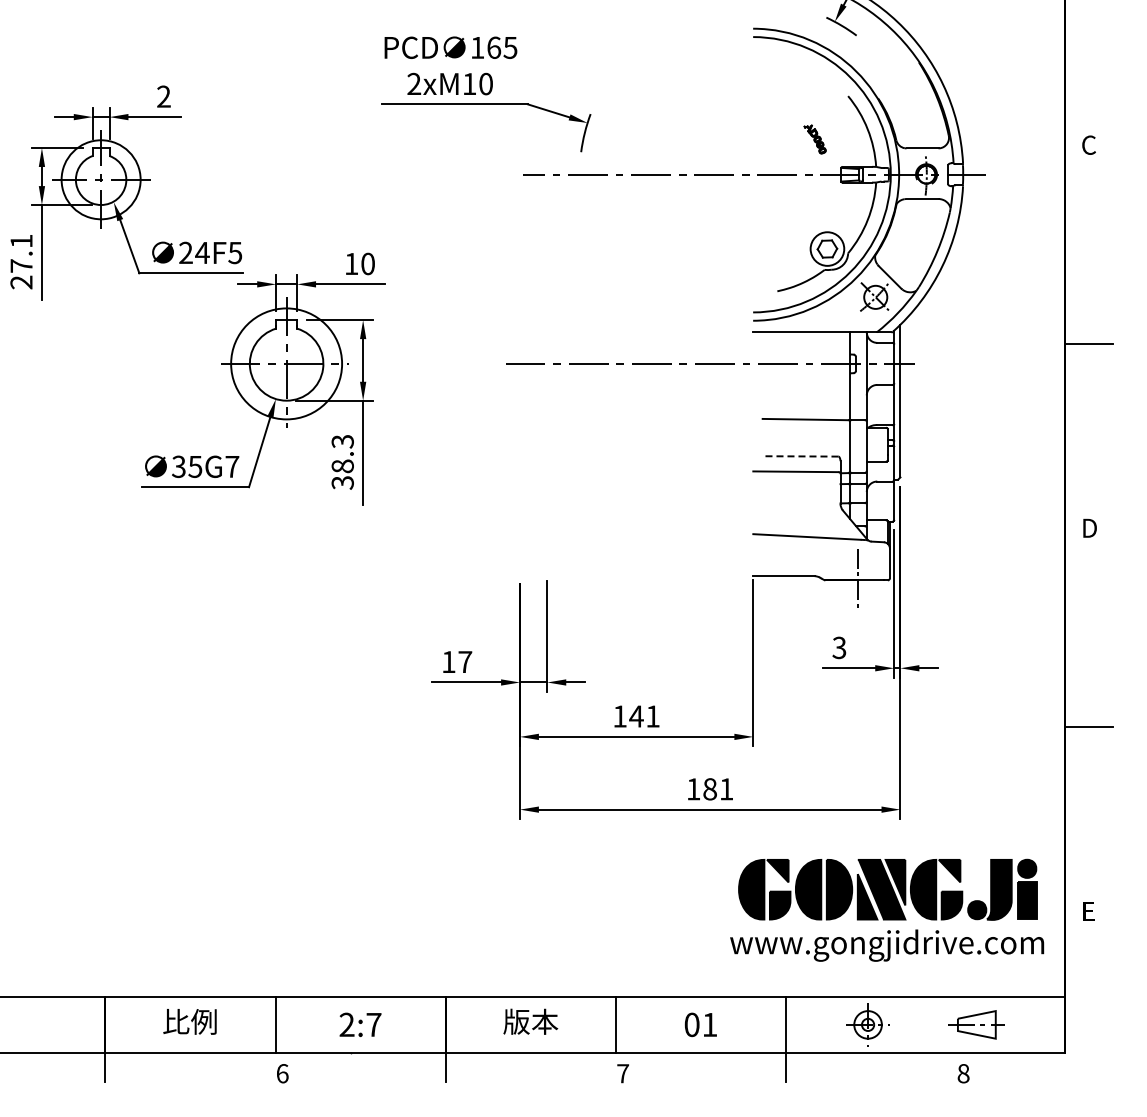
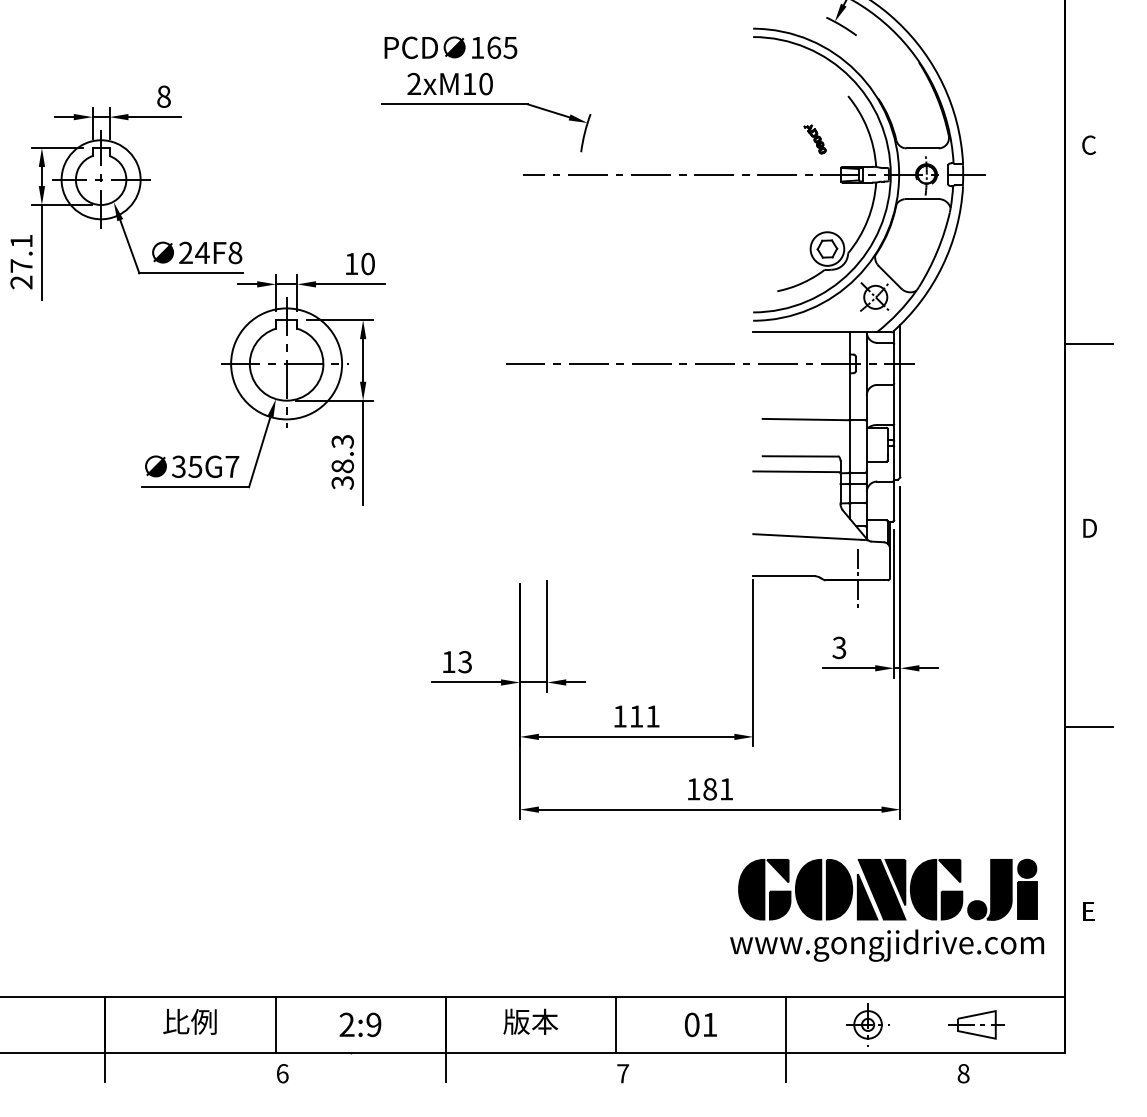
text: 2 -> 8 (163, 96)
text: 24F5 -> 24F8 (235, 252)
line: dashed -> solid (800, 456)
text: 17 -> 13 (465, 661)
text: 141 -> 111 (636, 716)
text: 2:7 -> 2:9 (373, 1024)
